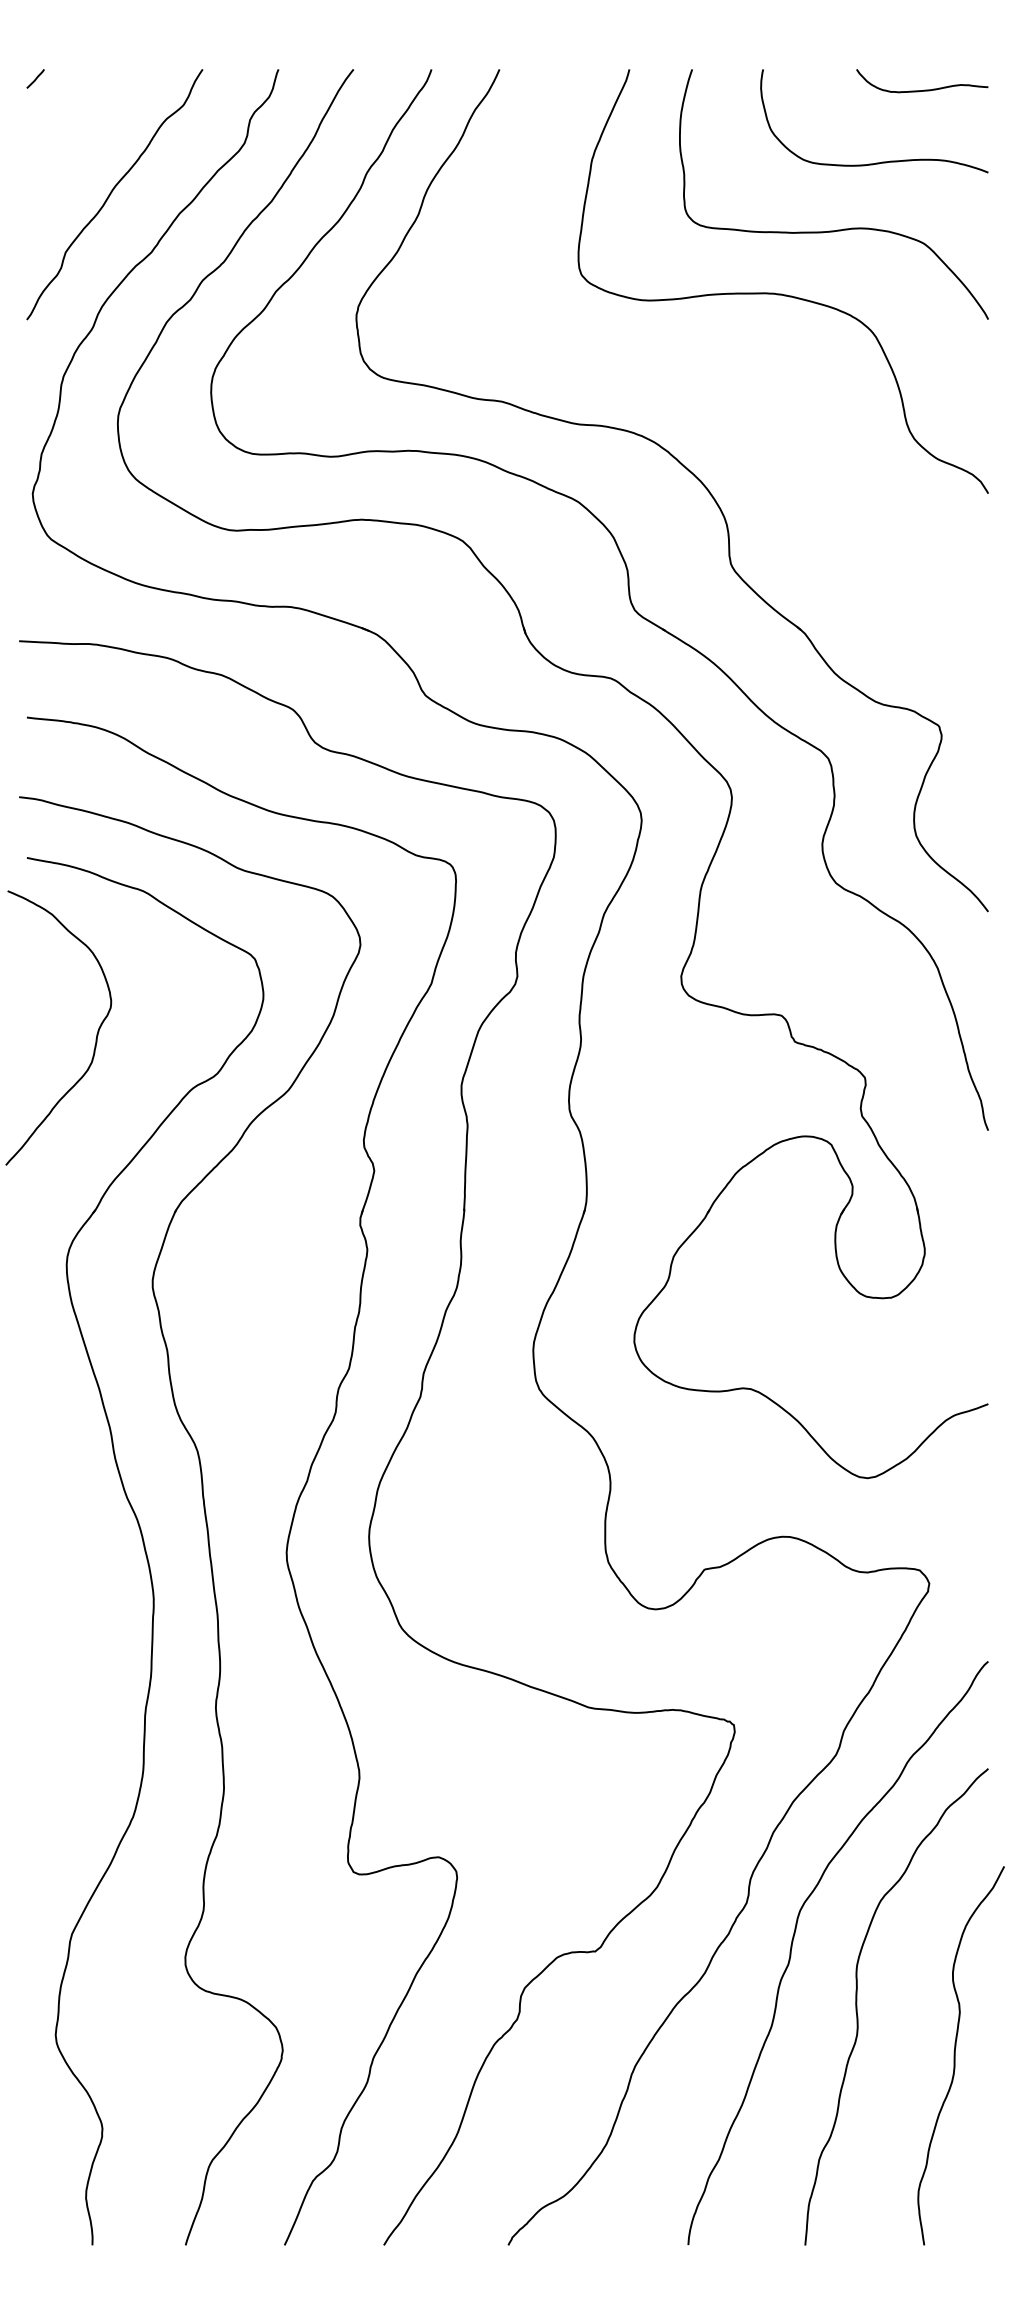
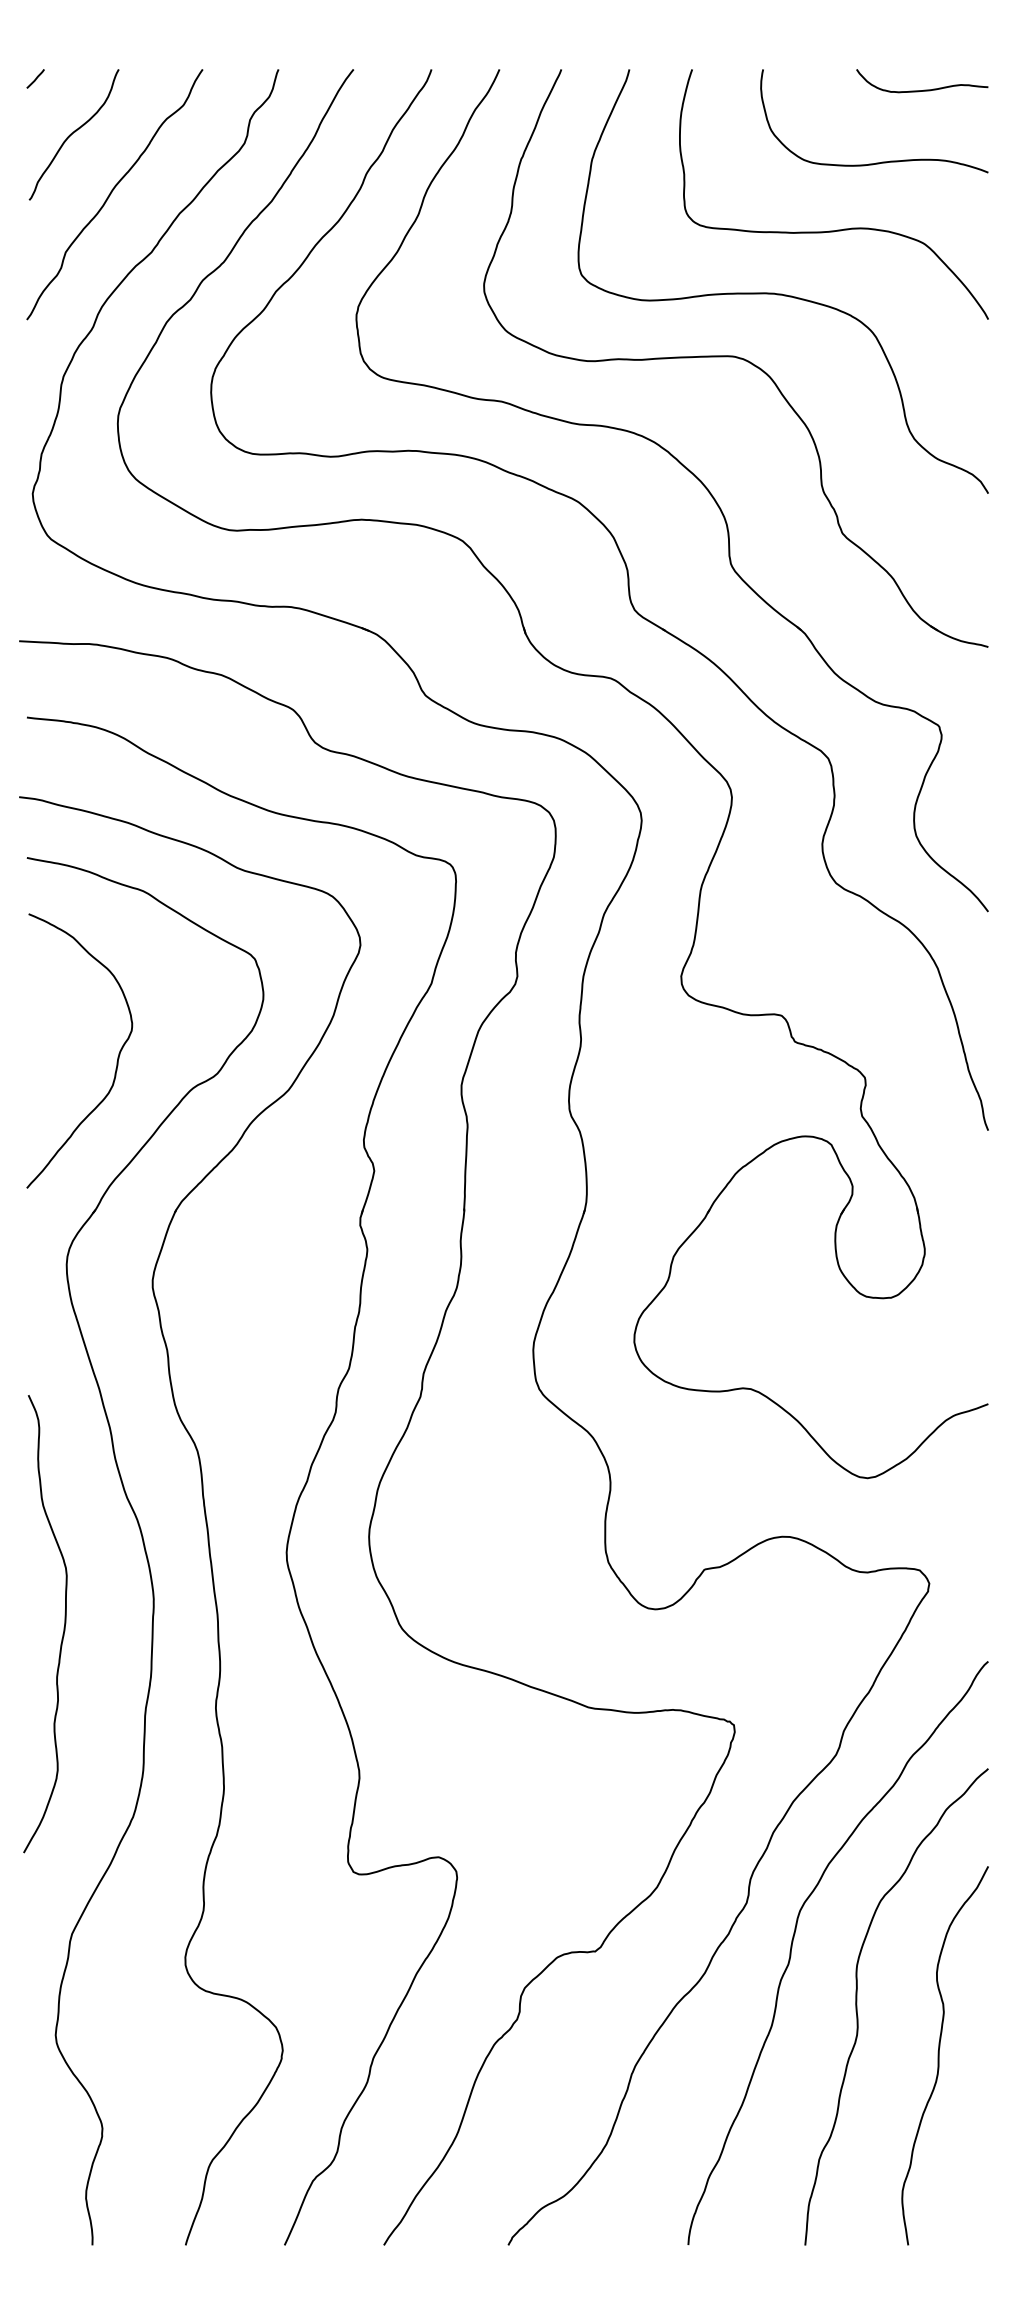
curve: none -> present (73, 133)
part: none -> present (735, 358)
curve position: (95, 1038) -> (116, 1061) (116, 1061)
curve: none -> present (63, 1627)
curve position: (955, 2055) -> (939, 2055) (939, 2055)
